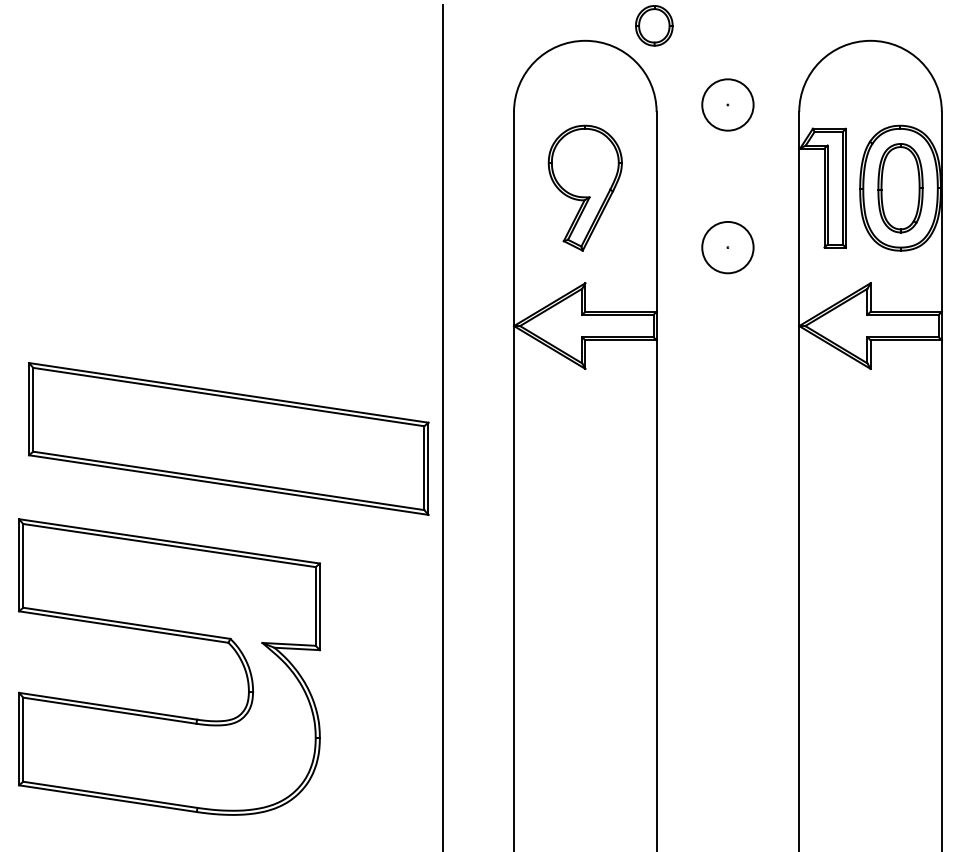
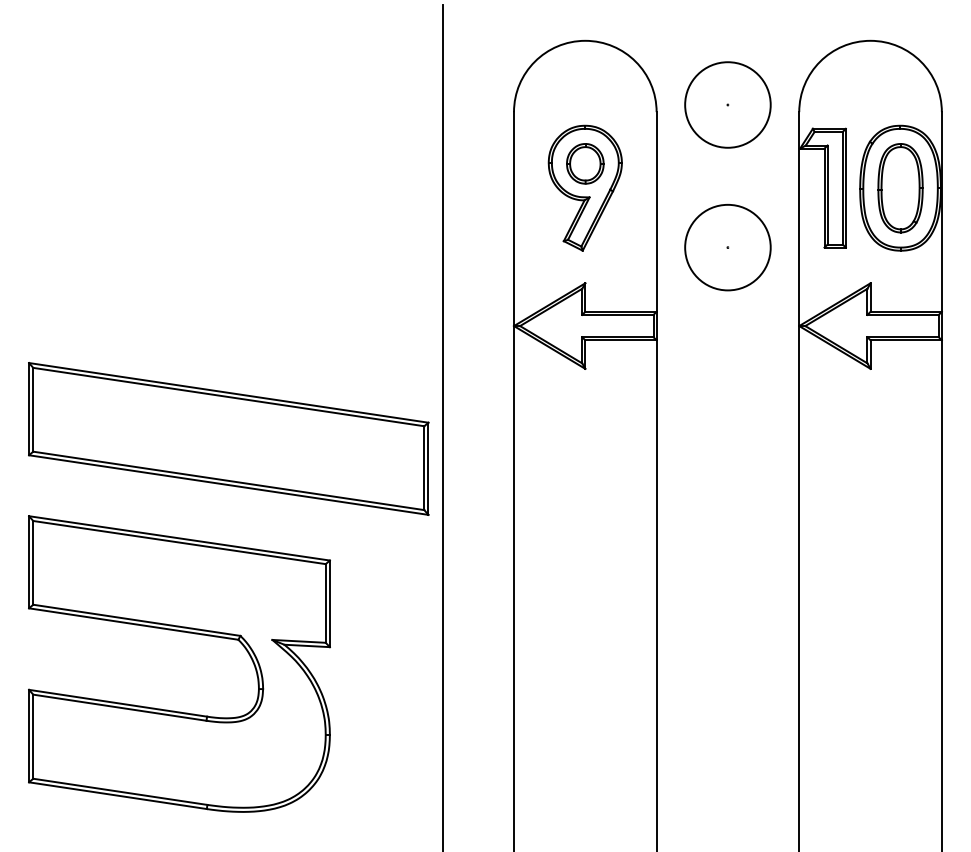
part position: (654, 25) -> (585, 163) (585, 163)
circle diameter: 51 px -> 86 px (727, 104)
circle diameter: 51 px -> 86 px (727, 247)
part position: (171, 635) -> (181, 632) (181, 632)
